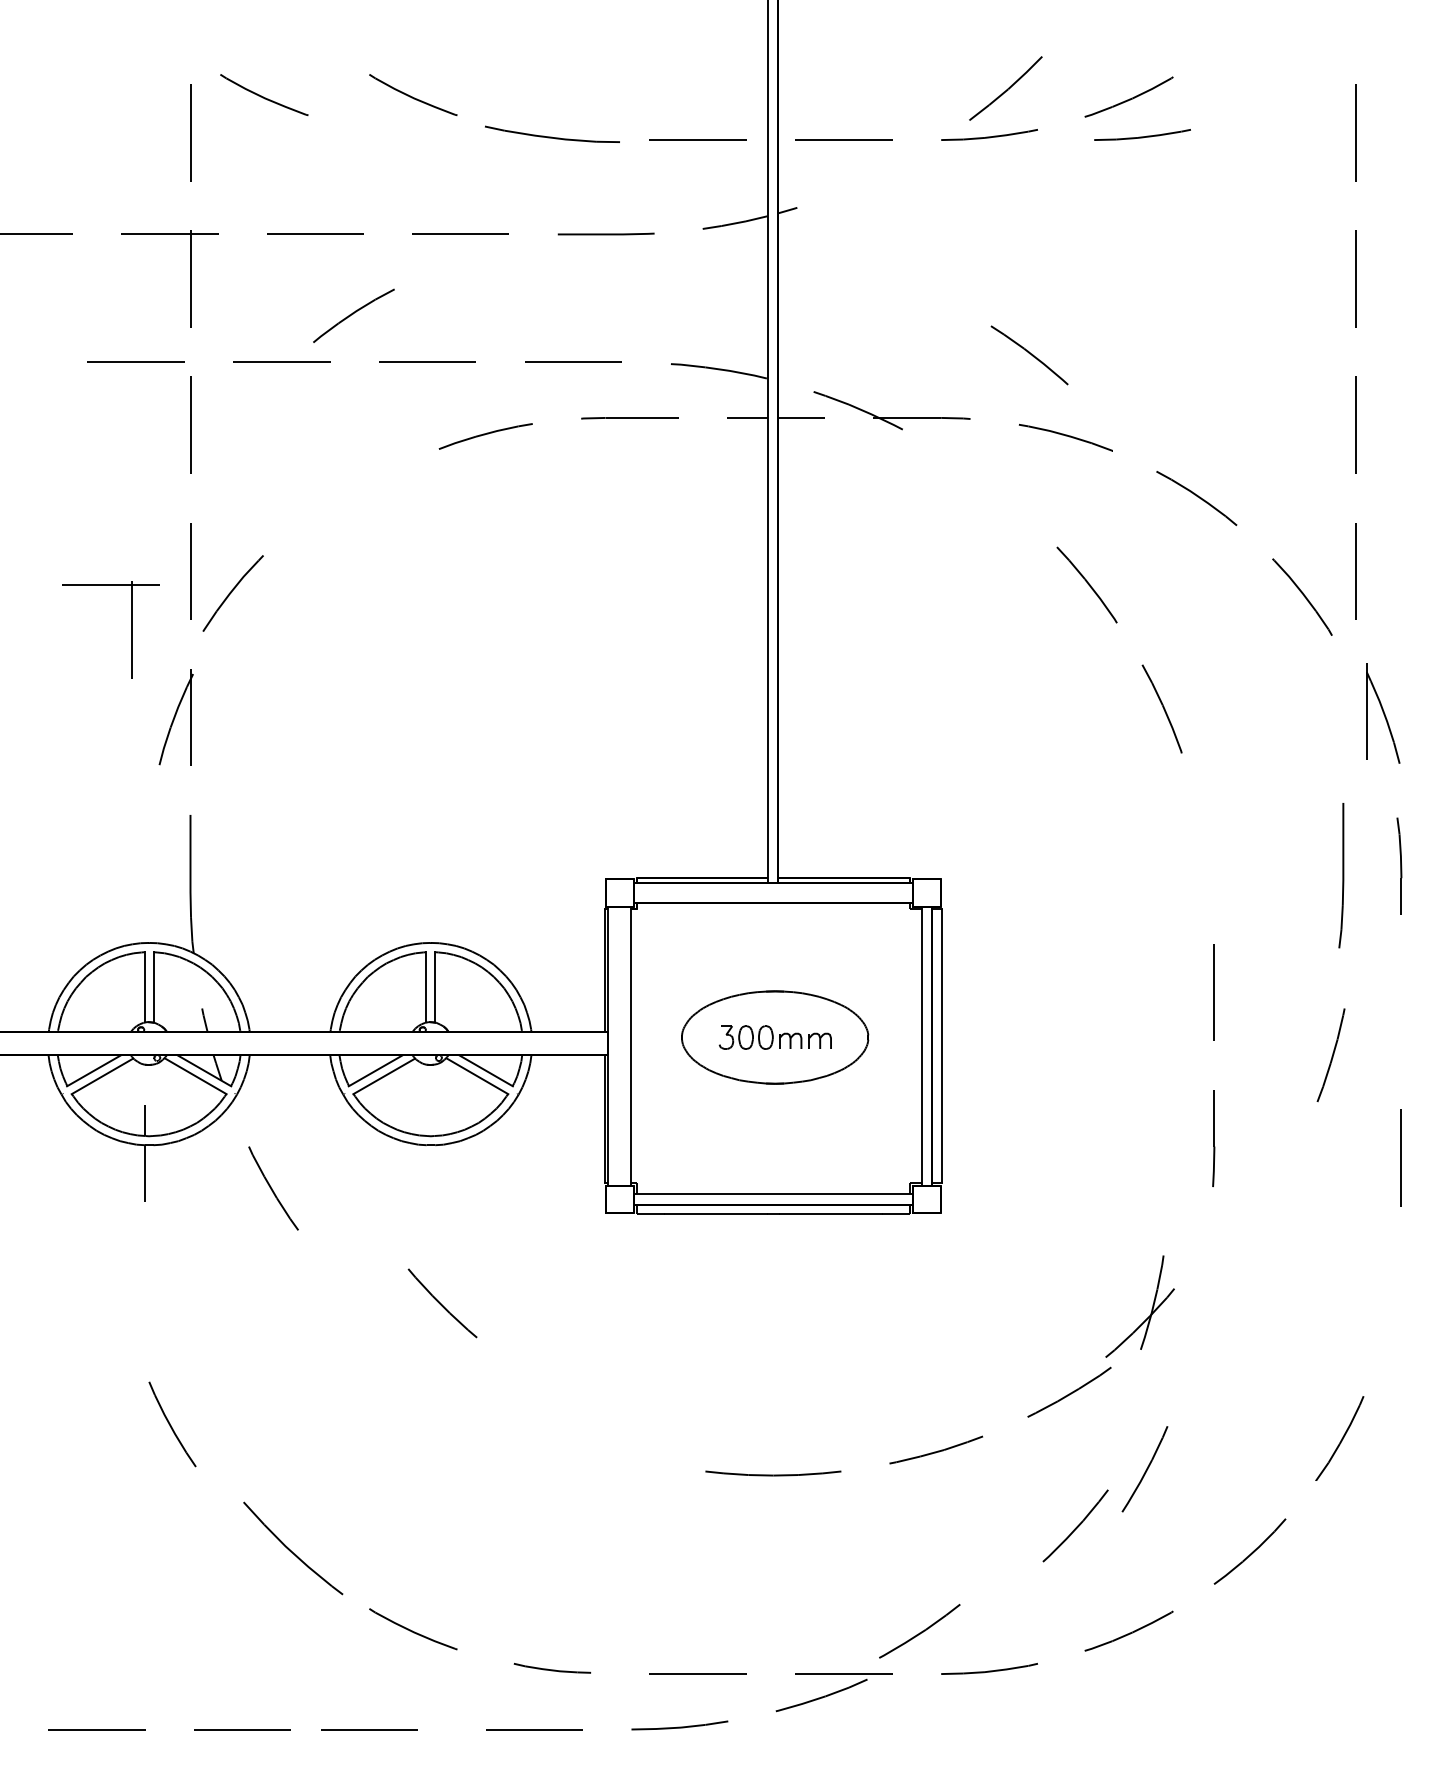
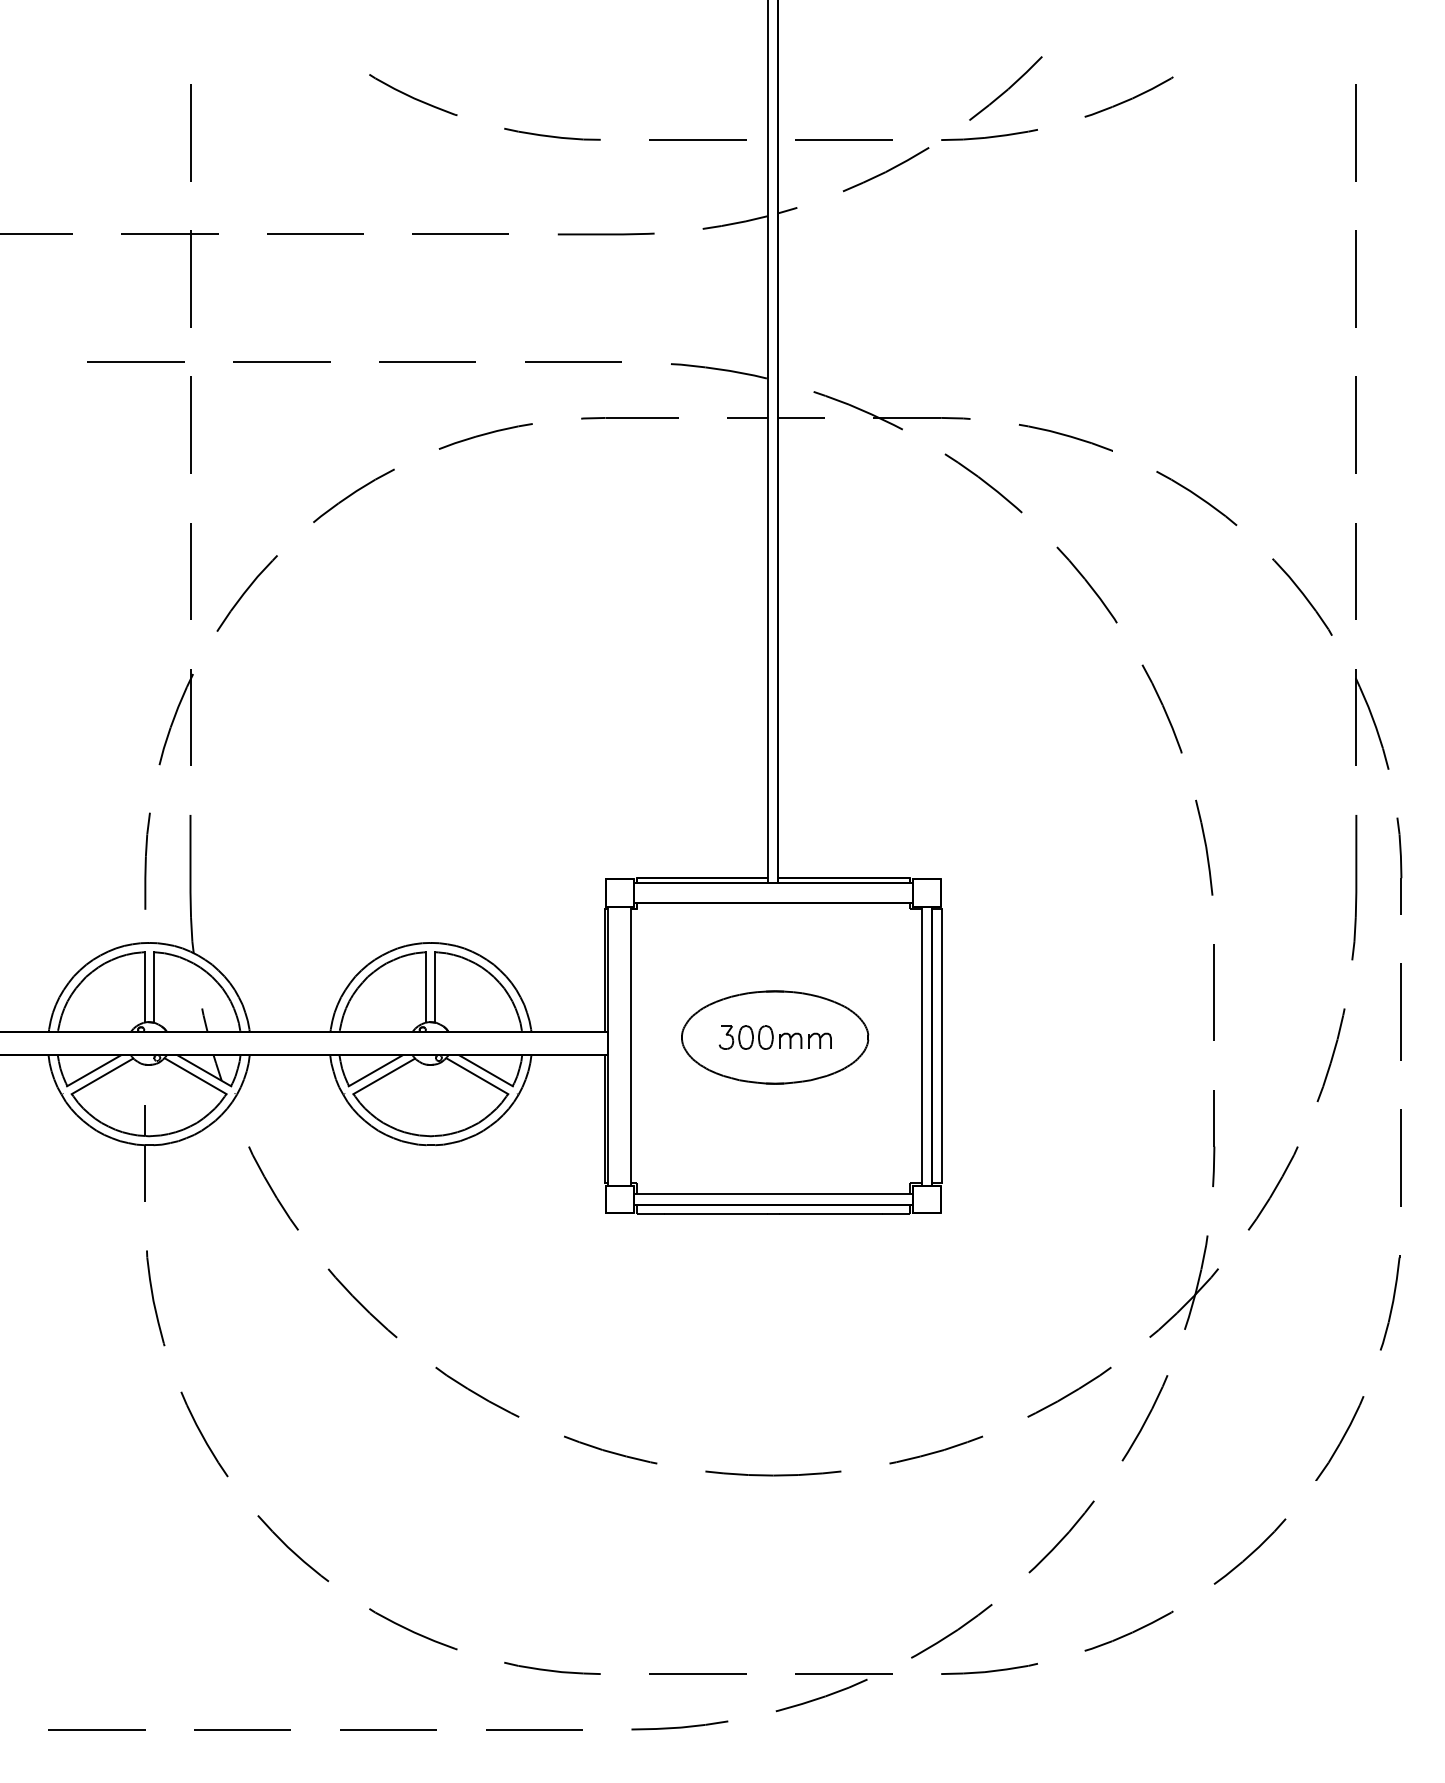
part: present -> none (264, 94)
part size: 135x18 px -> 97x14 px (552, 133)
part: present -> none (1142, 134)
part: none -> present (885, 169)
part position: (353, 315) -> (353, 495) (353, 495)
part position: (1029, 355) -> (983, 483) (983, 483)
part position: (232, 593) -> (246, 593) (246, 593)
part: present -> none (131, 629)
part position: (1383, 713) -> (1372, 719) (1372, 719)
part: none -> present (1204, 847)
part: none -> present (147, 860)
part position: (1341, 875) -> (1354, 887) (1354, 887)
line: none -> present (1400, 1011)
part: none -> present (1272, 1188)
part: none -> present (155, 1298)
part: none -> present (1389, 1302)
part position: (442, 1303) -> (362, 1303) (362, 1303)
part position: (1151, 1308) -> (1195, 1288) (1195, 1288)
part: none -> present (477, 1391)
part position: (172, 1424) -> (204, 1434) (204, 1434)
part: none -> present (610, 1449)
part position: (1144, 1469) -> (1144, 1418) (1144, 1418)
part position: (1075, 1525) -> (1061, 1536) (1061, 1536)
part size: 101x95 px -> 73x68 px (293, 1548)
part position: (919, 1631) -> (951, 1631) (951, 1631)
part size: 79x11 px -> 97x14 px (552, 1667)
line position: (369, 1729) -> (388, 1729) (388, 1729)
